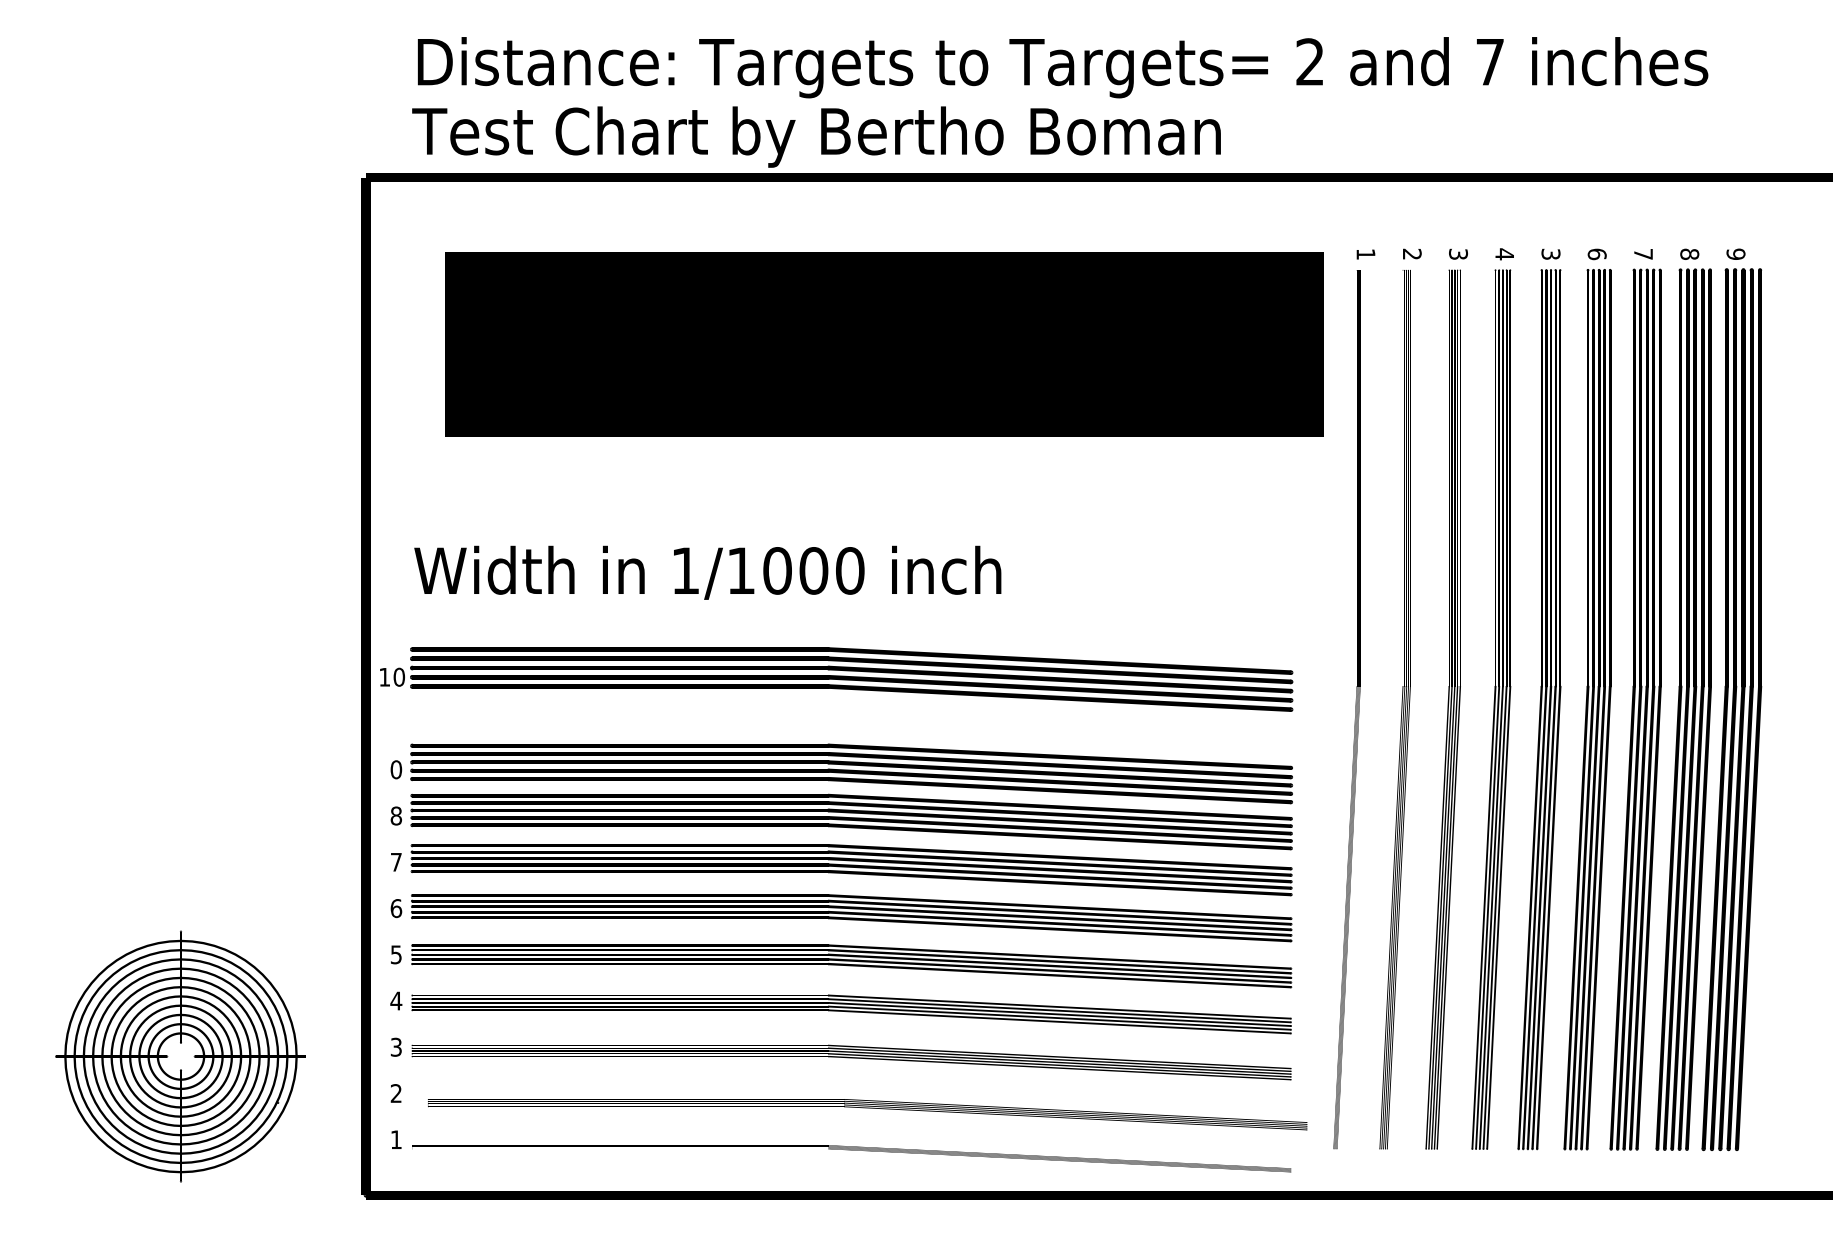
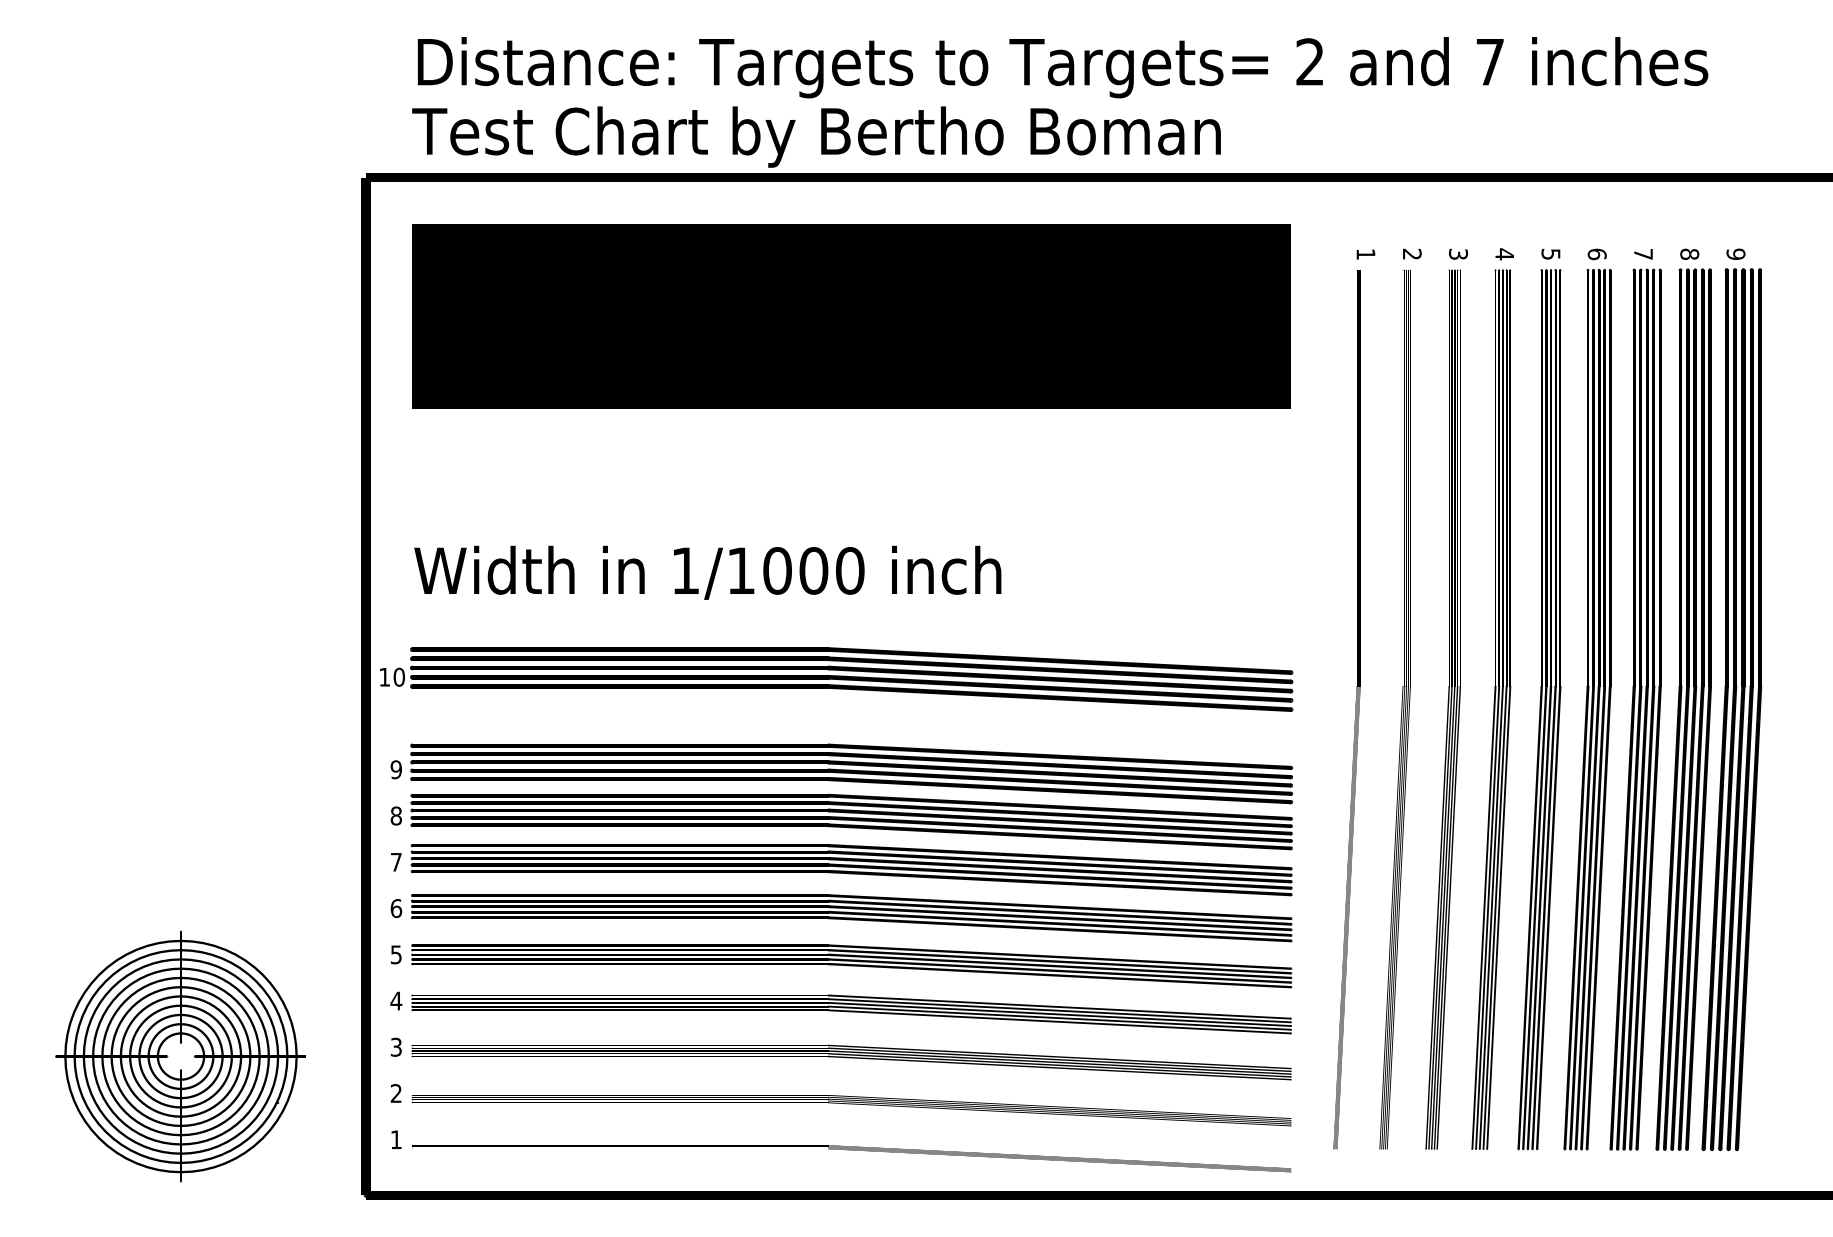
text: 3 -> 5 (1551, 254)
line position: (884, 344) -> (851, 316) (851, 316)
text: 0 -> 9 (396, 769)
part position: (867, 1114) -> (851, 1110) (851, 1110)
